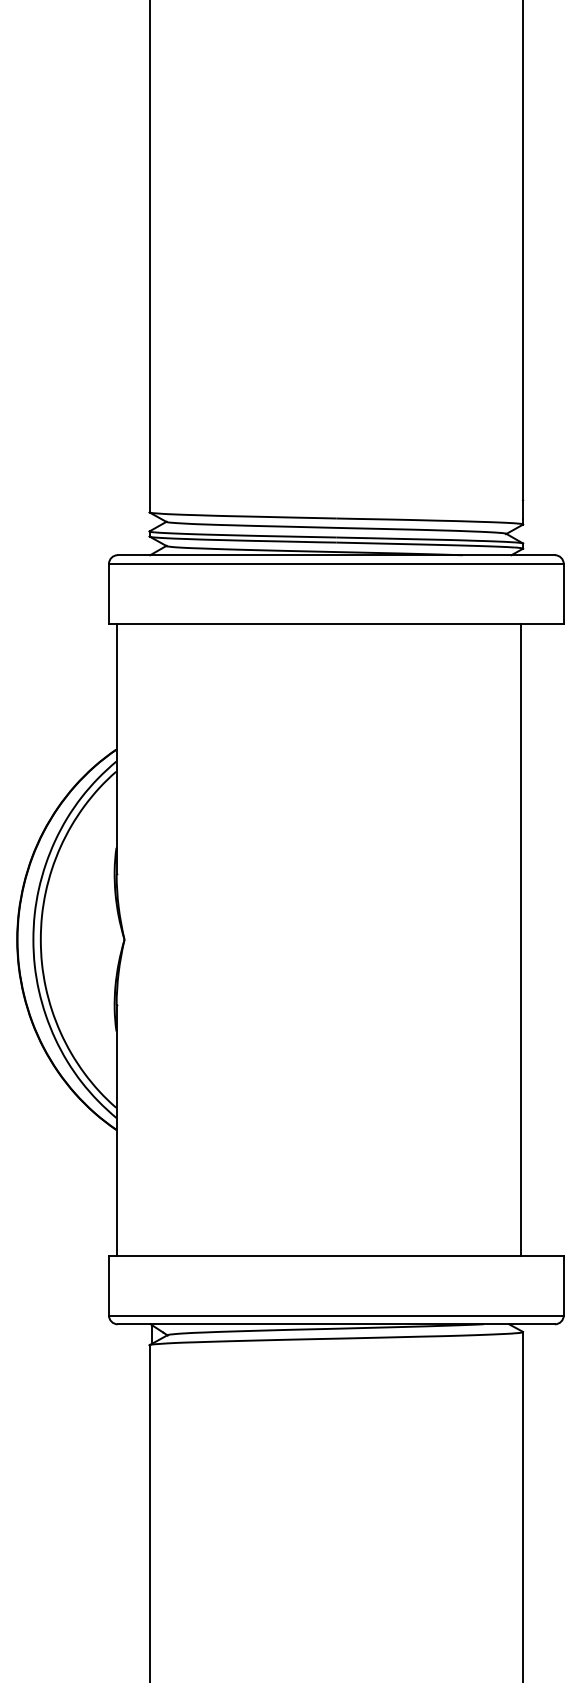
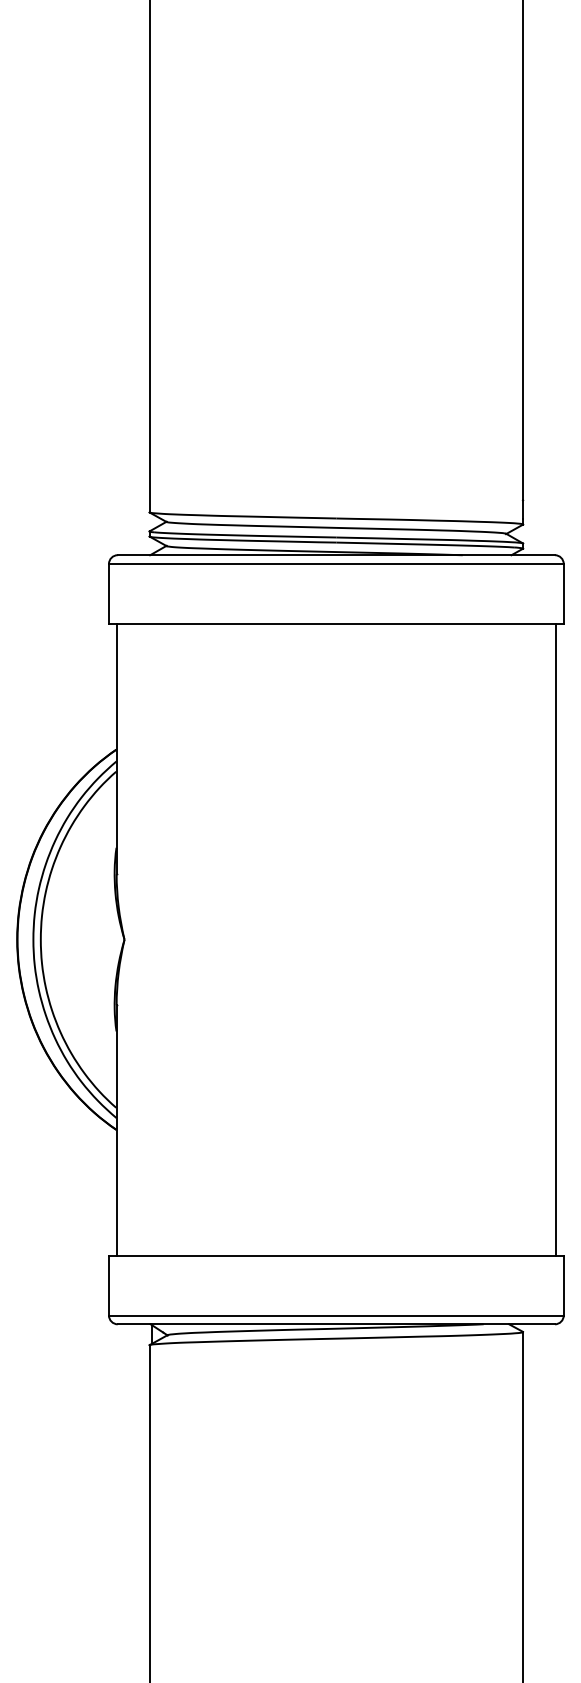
line position: (521, 939) -> (556, 939) (556, 939)
